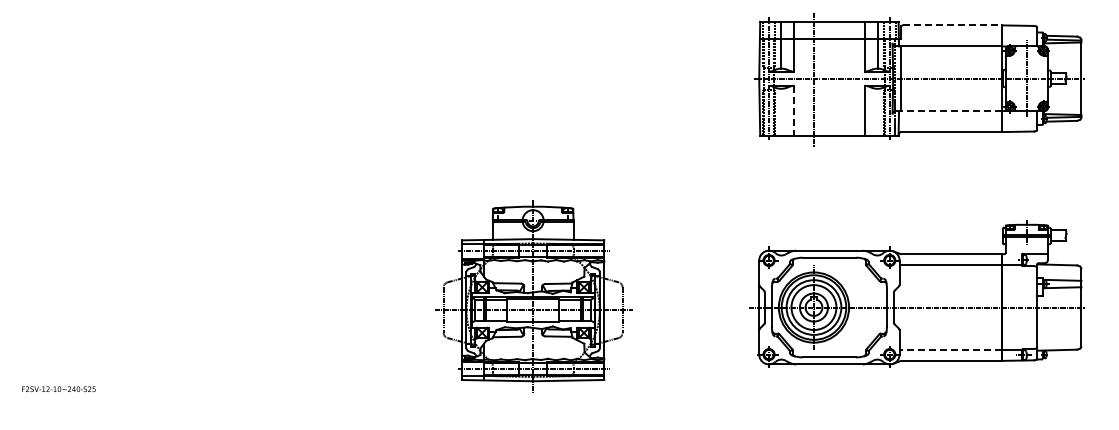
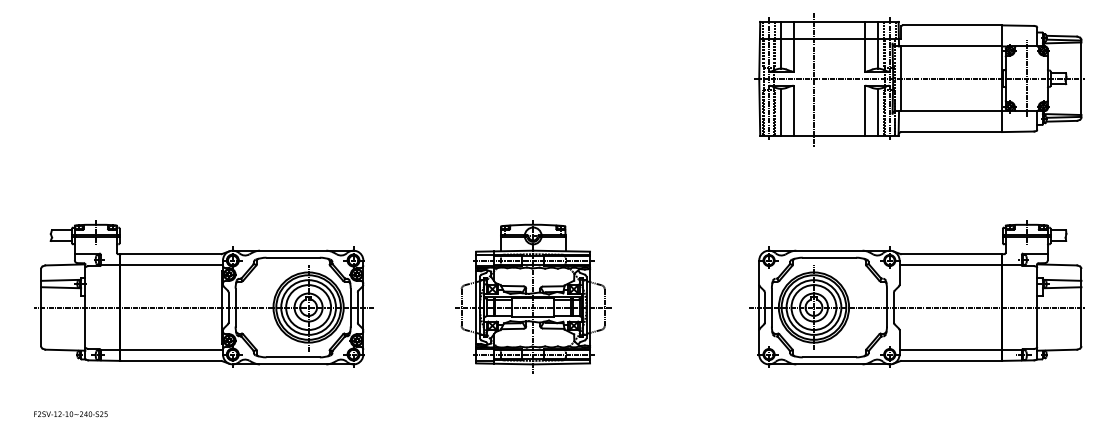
line: dashed -> solid (952, 25)
line: dashed -> solid (793, 110)
line: none -> present (781, 111)
line: none -> present (877, 111)
line: dashed -> solid (948, 111)
part: none -> present (203, 293)
part size: 198x193 px -> 157x154 px (533, 296)
line: dashed -> solid (950, 350)
text position: (58, 389) -> (70, 414) (70, 414)
